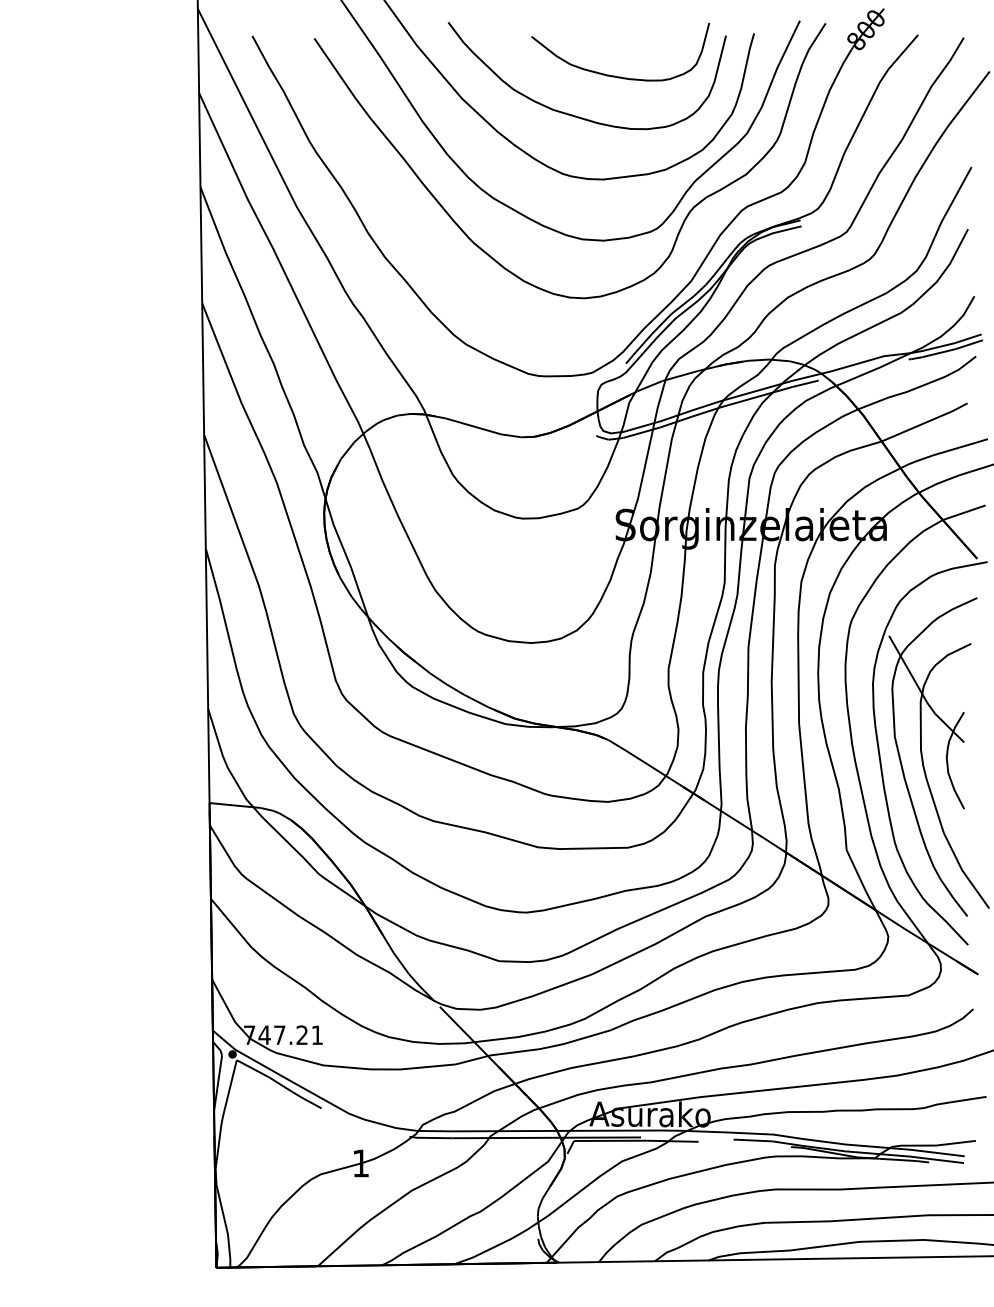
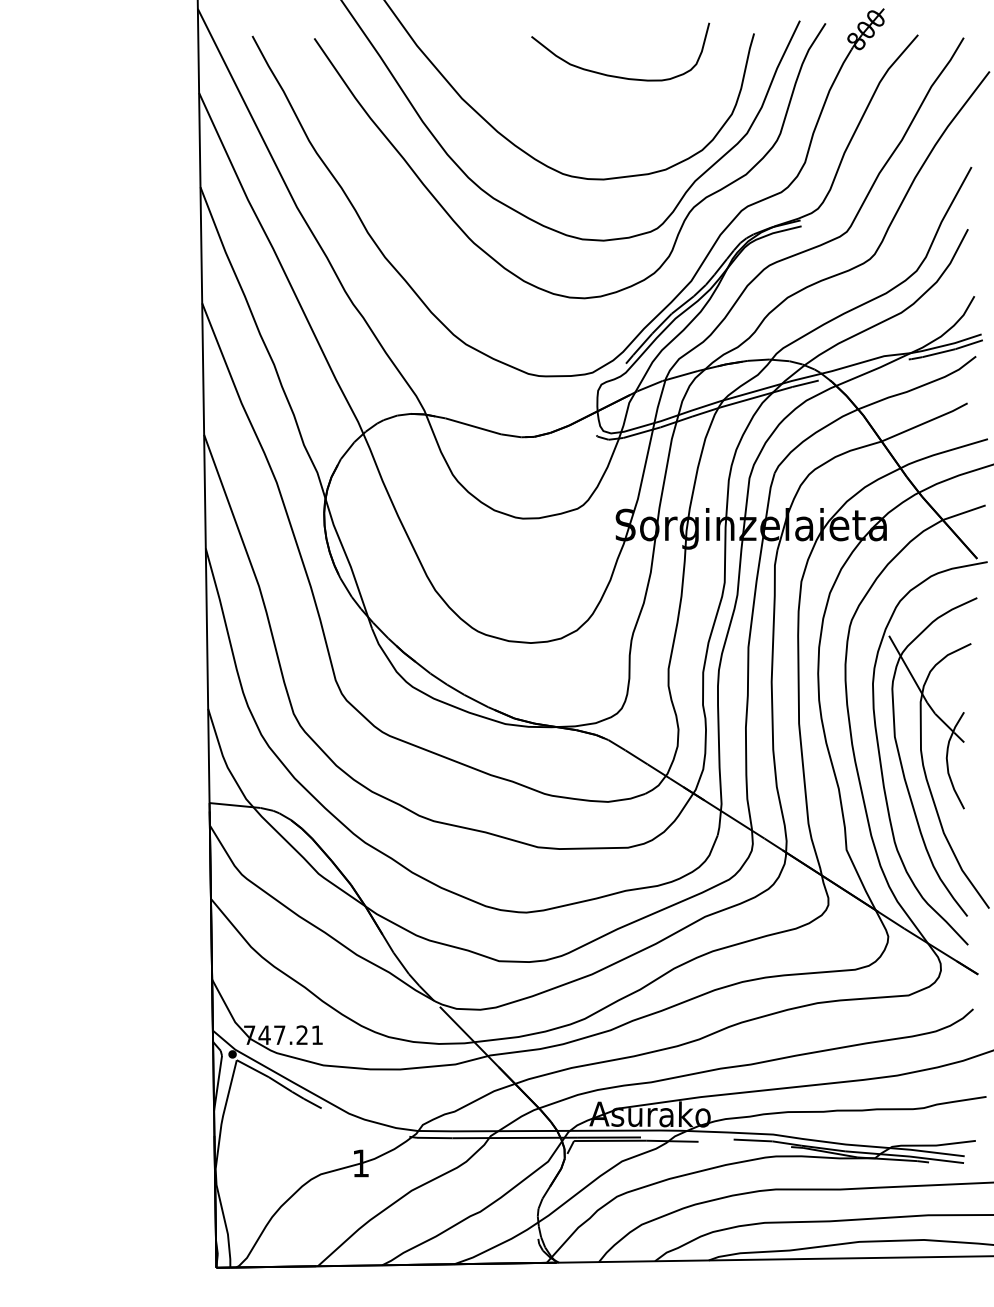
curve: present -> none (576, 115)
